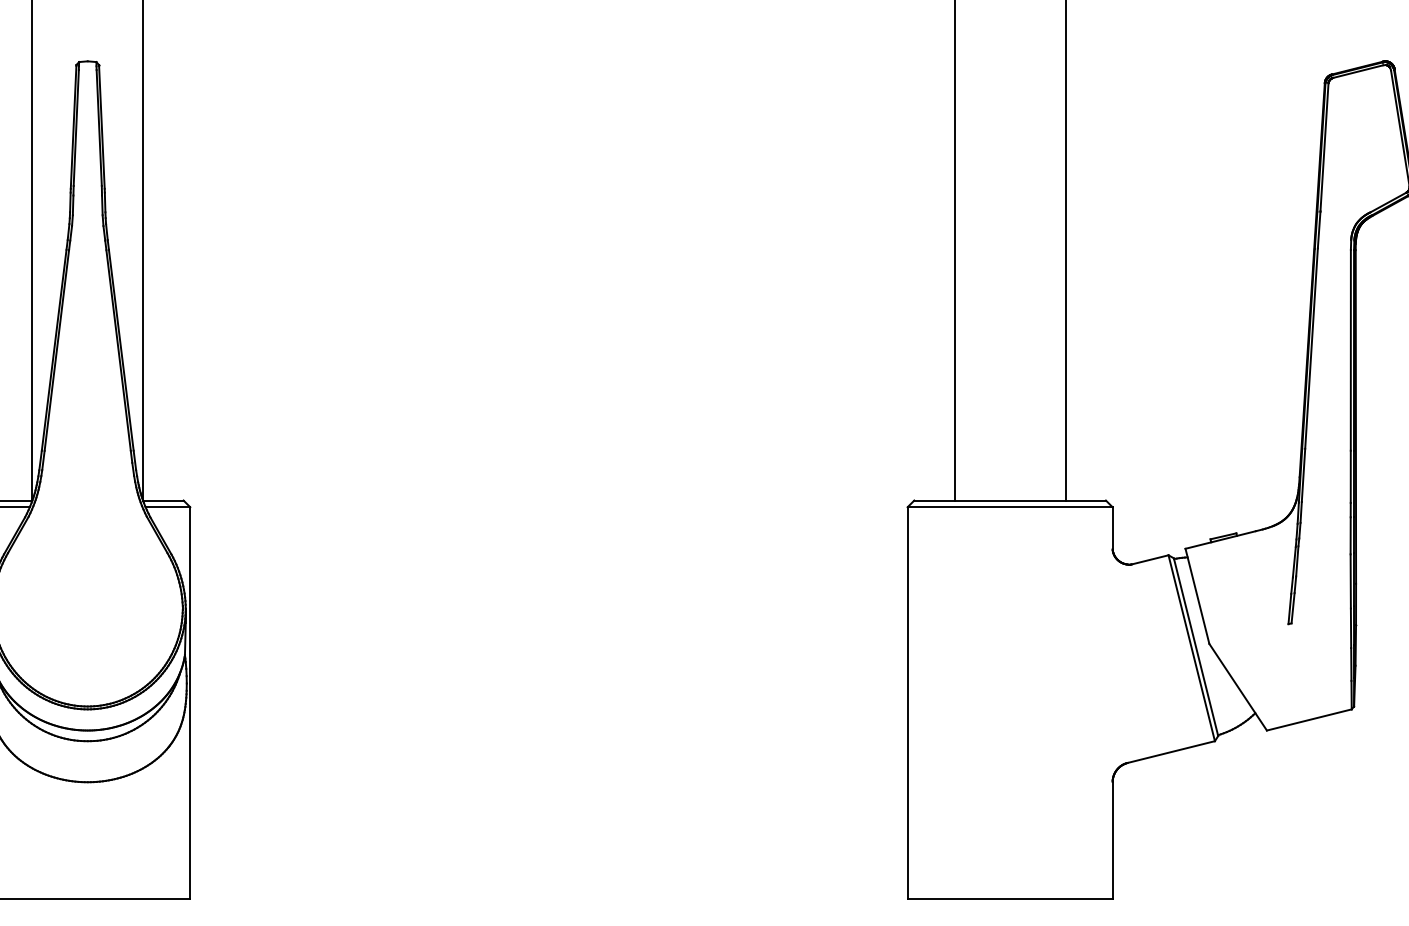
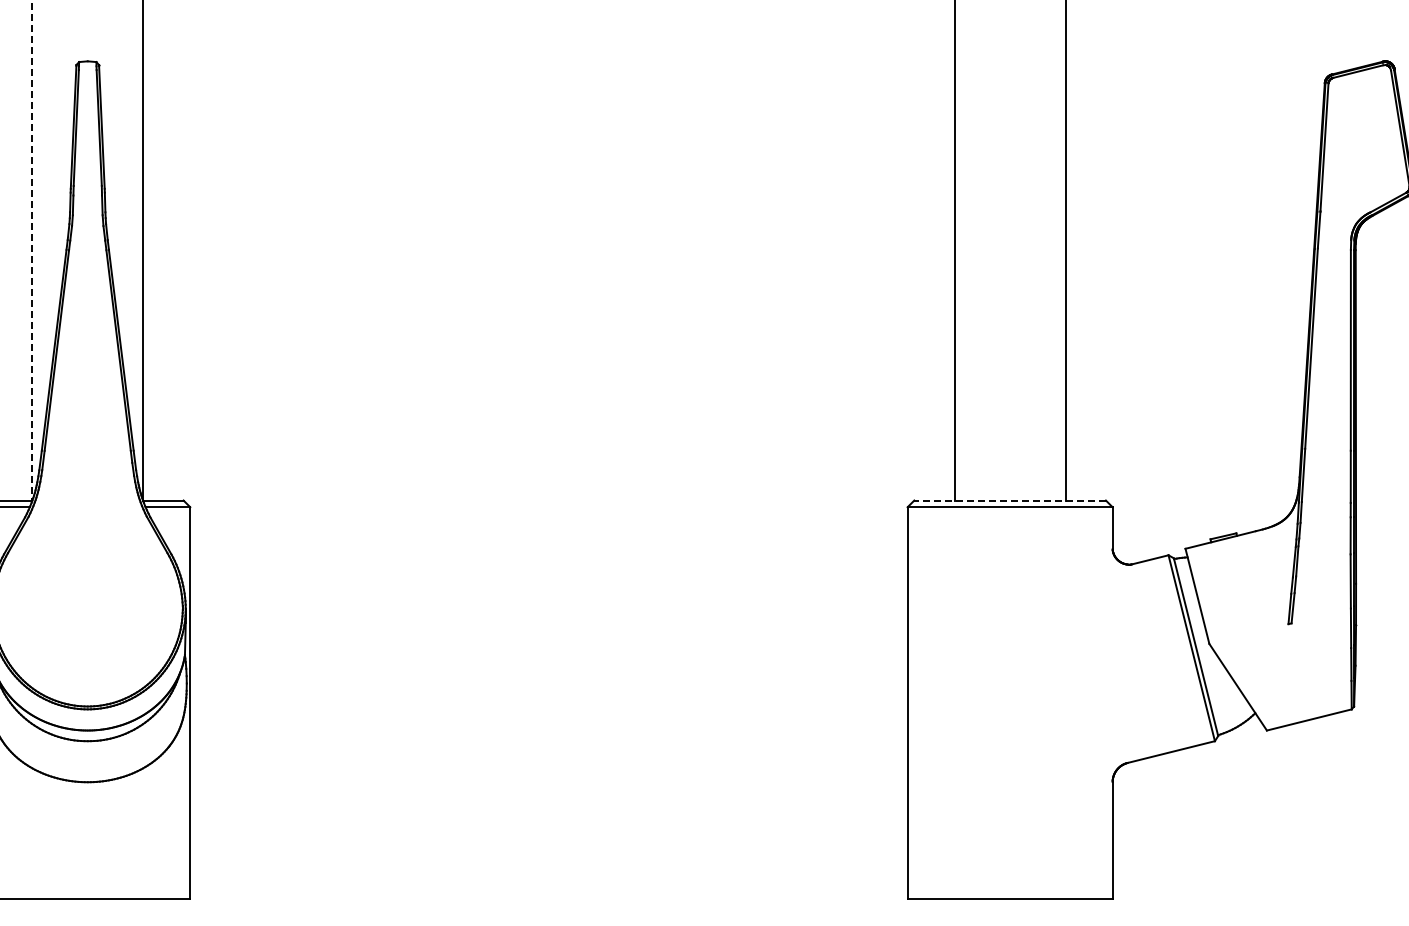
line: solid -> dashed (32, 250)
line: solid -> dashed (1010, 500)
